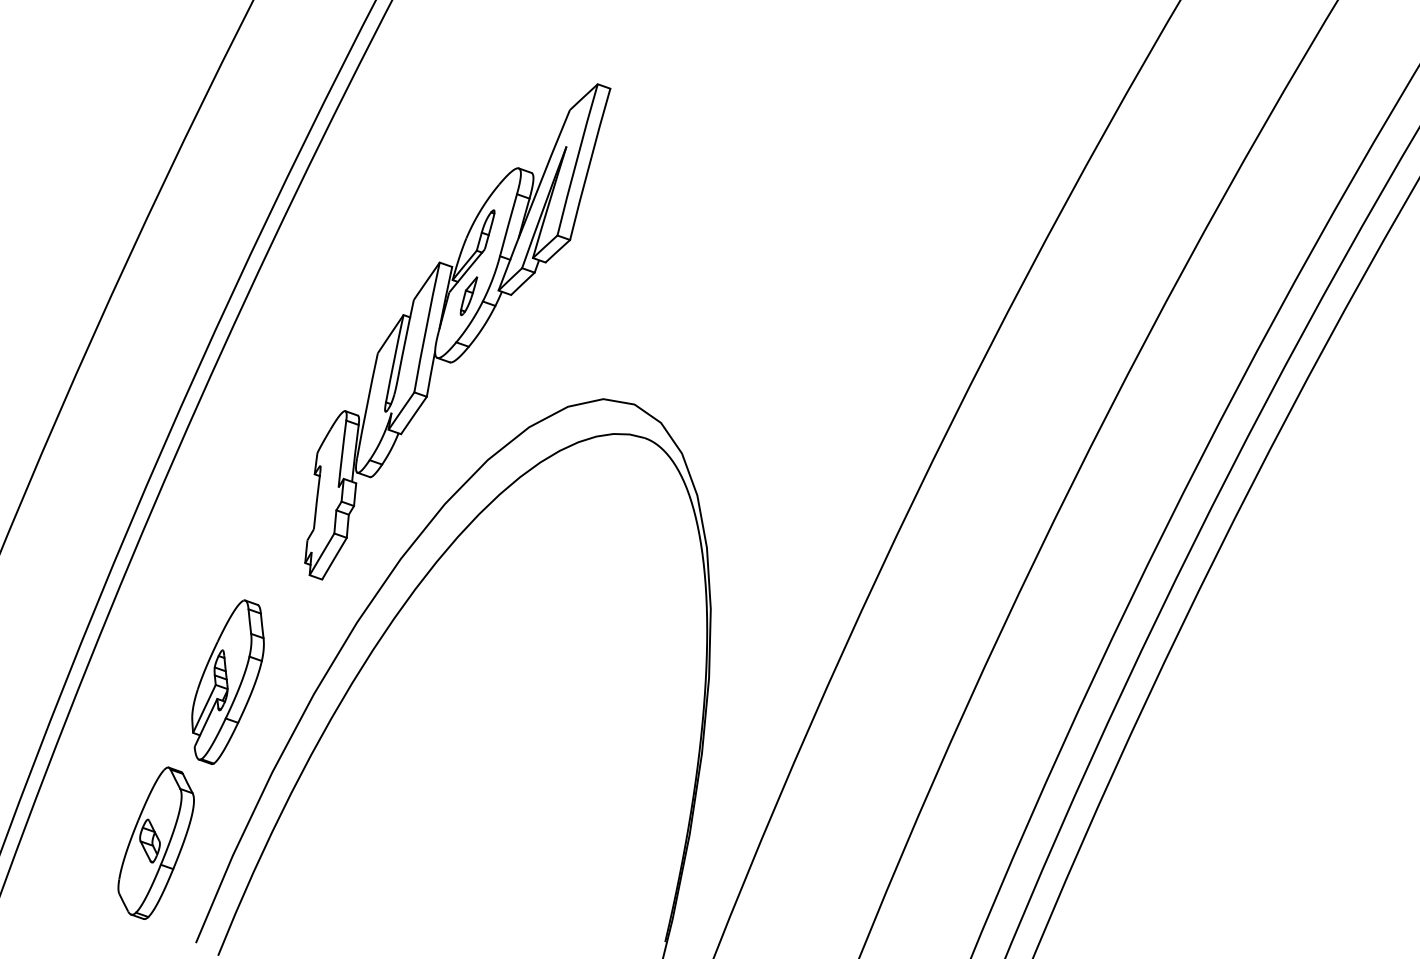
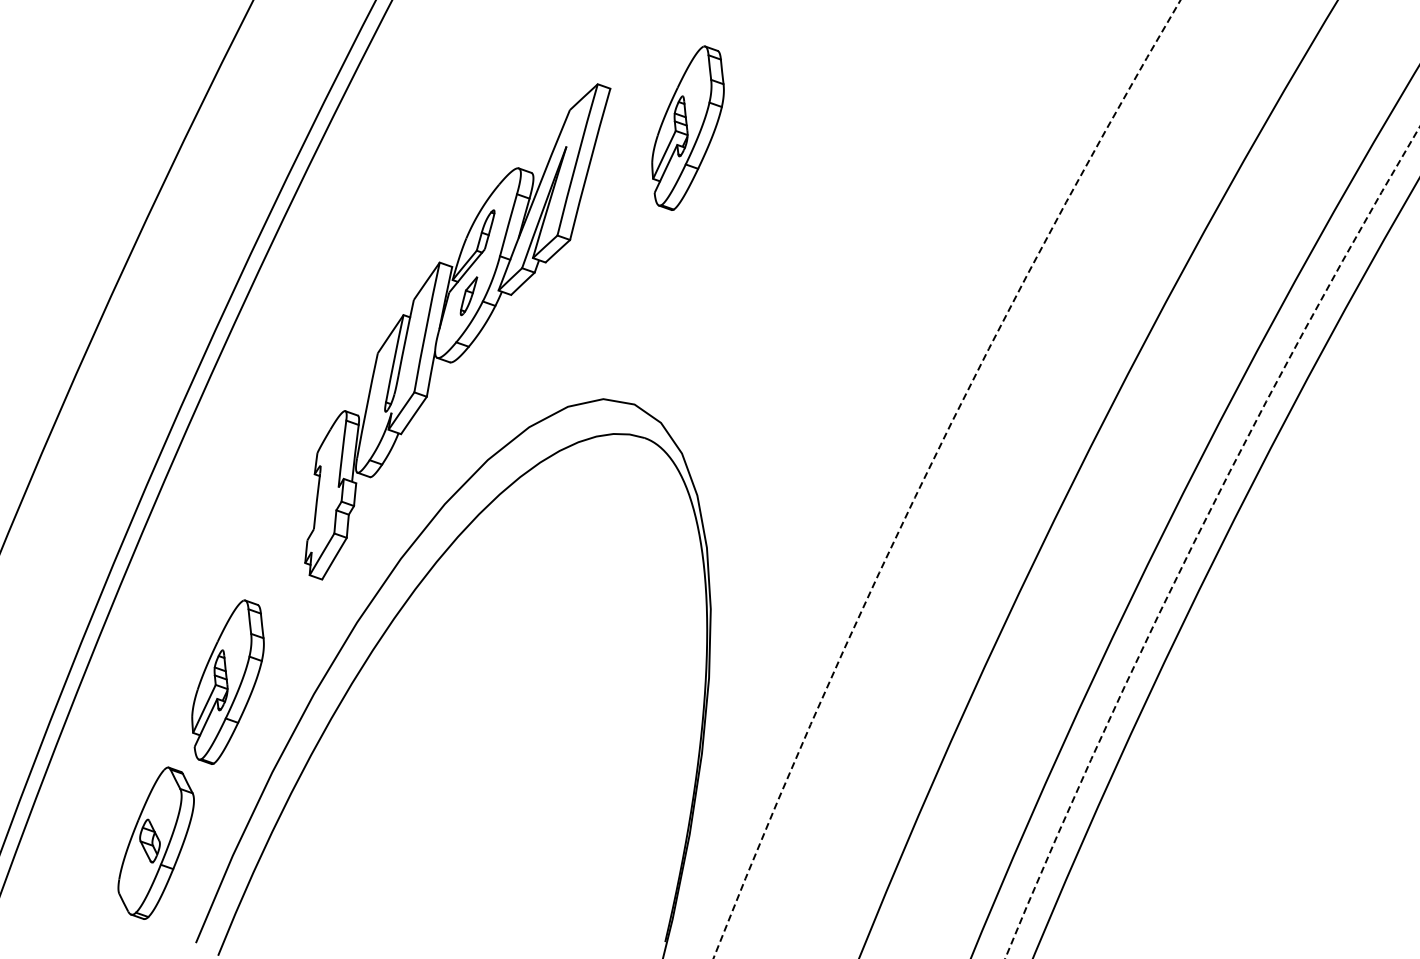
part: none -> present (687, 127)
circle: solid -> dashed (946, 479)
circle: solid -> dashed (1212, 542)
